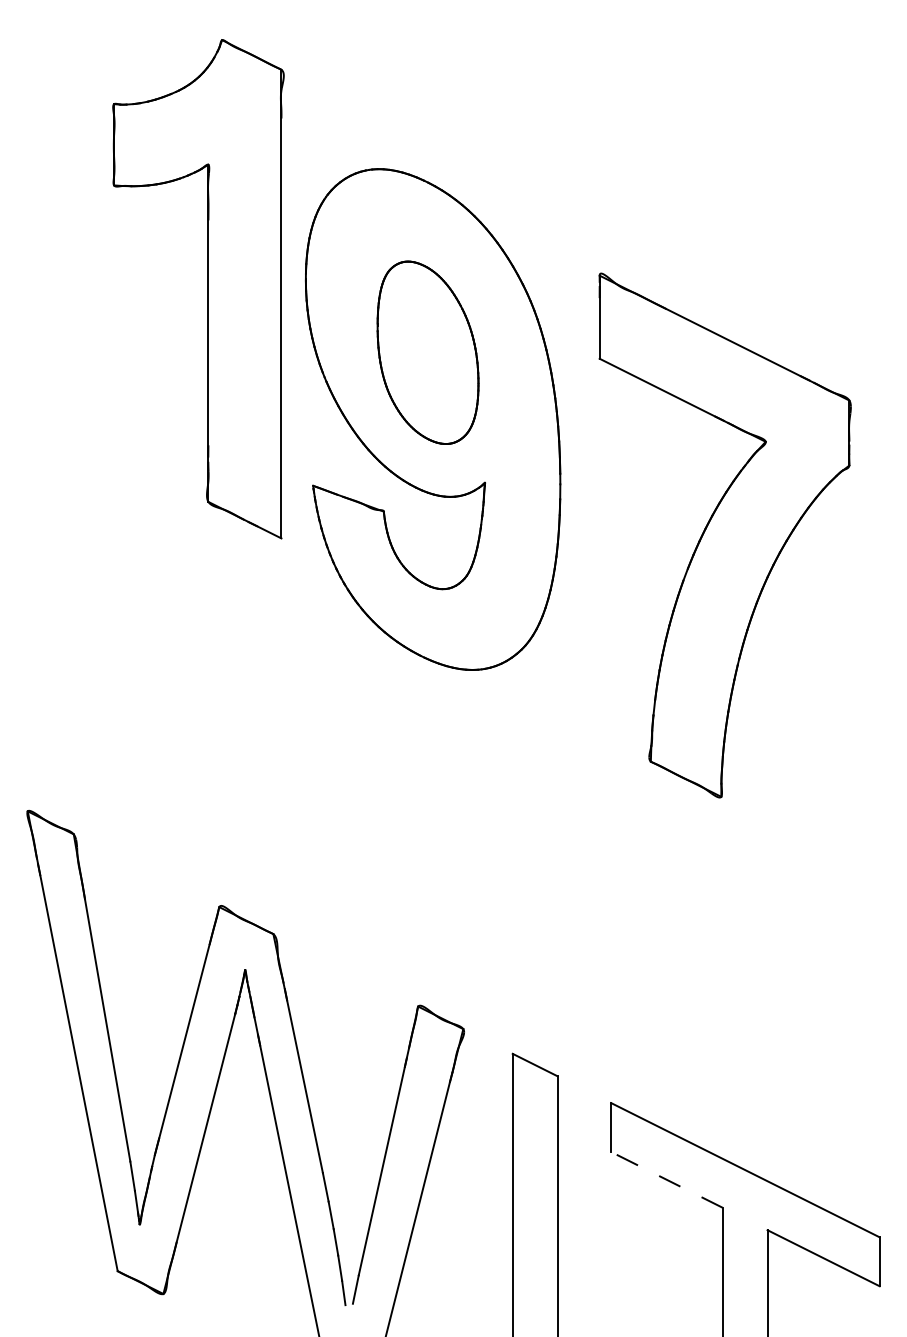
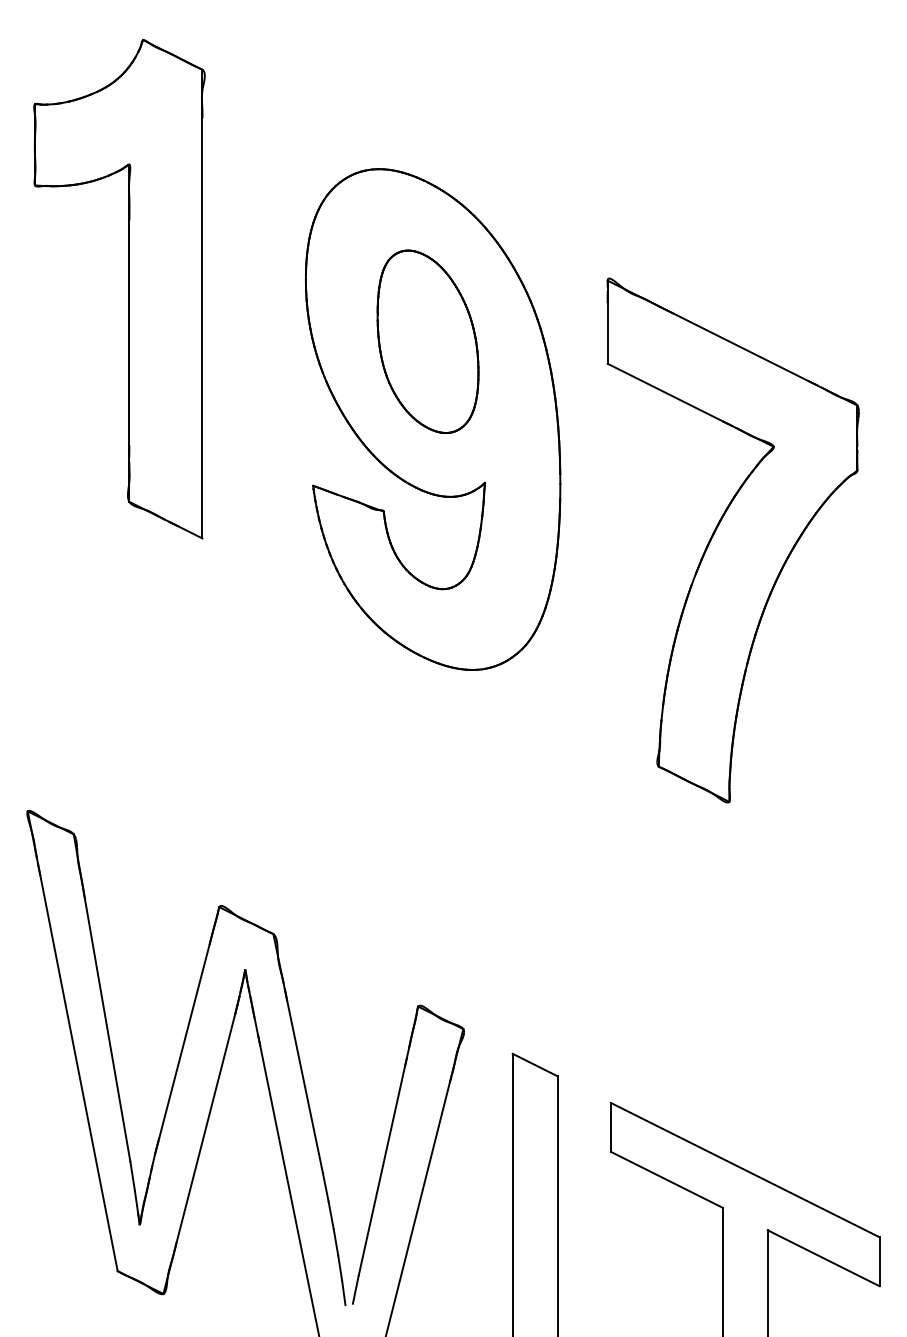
part position: (207, 289) -> (128, 289) (128, 289)
part position: (427, 352) -> (427, 341) (427, 341)
part position: (724, 535) -> (732, 540) (732, 540)
line: dashed -> solid (666, 1179)
